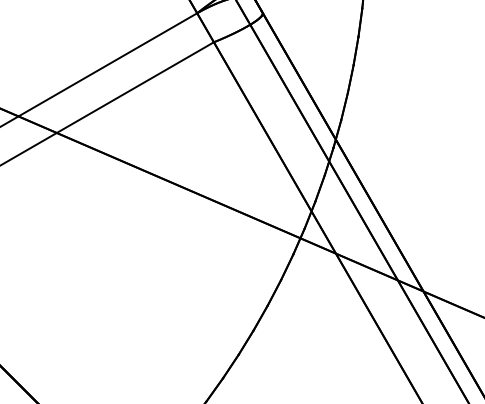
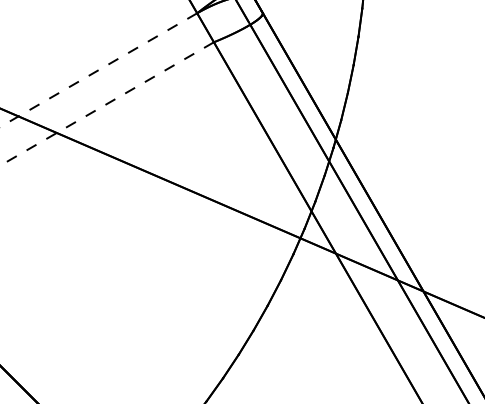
line: solid -> dashed (98, 70)
line: solid -> dashed (106, 104)
